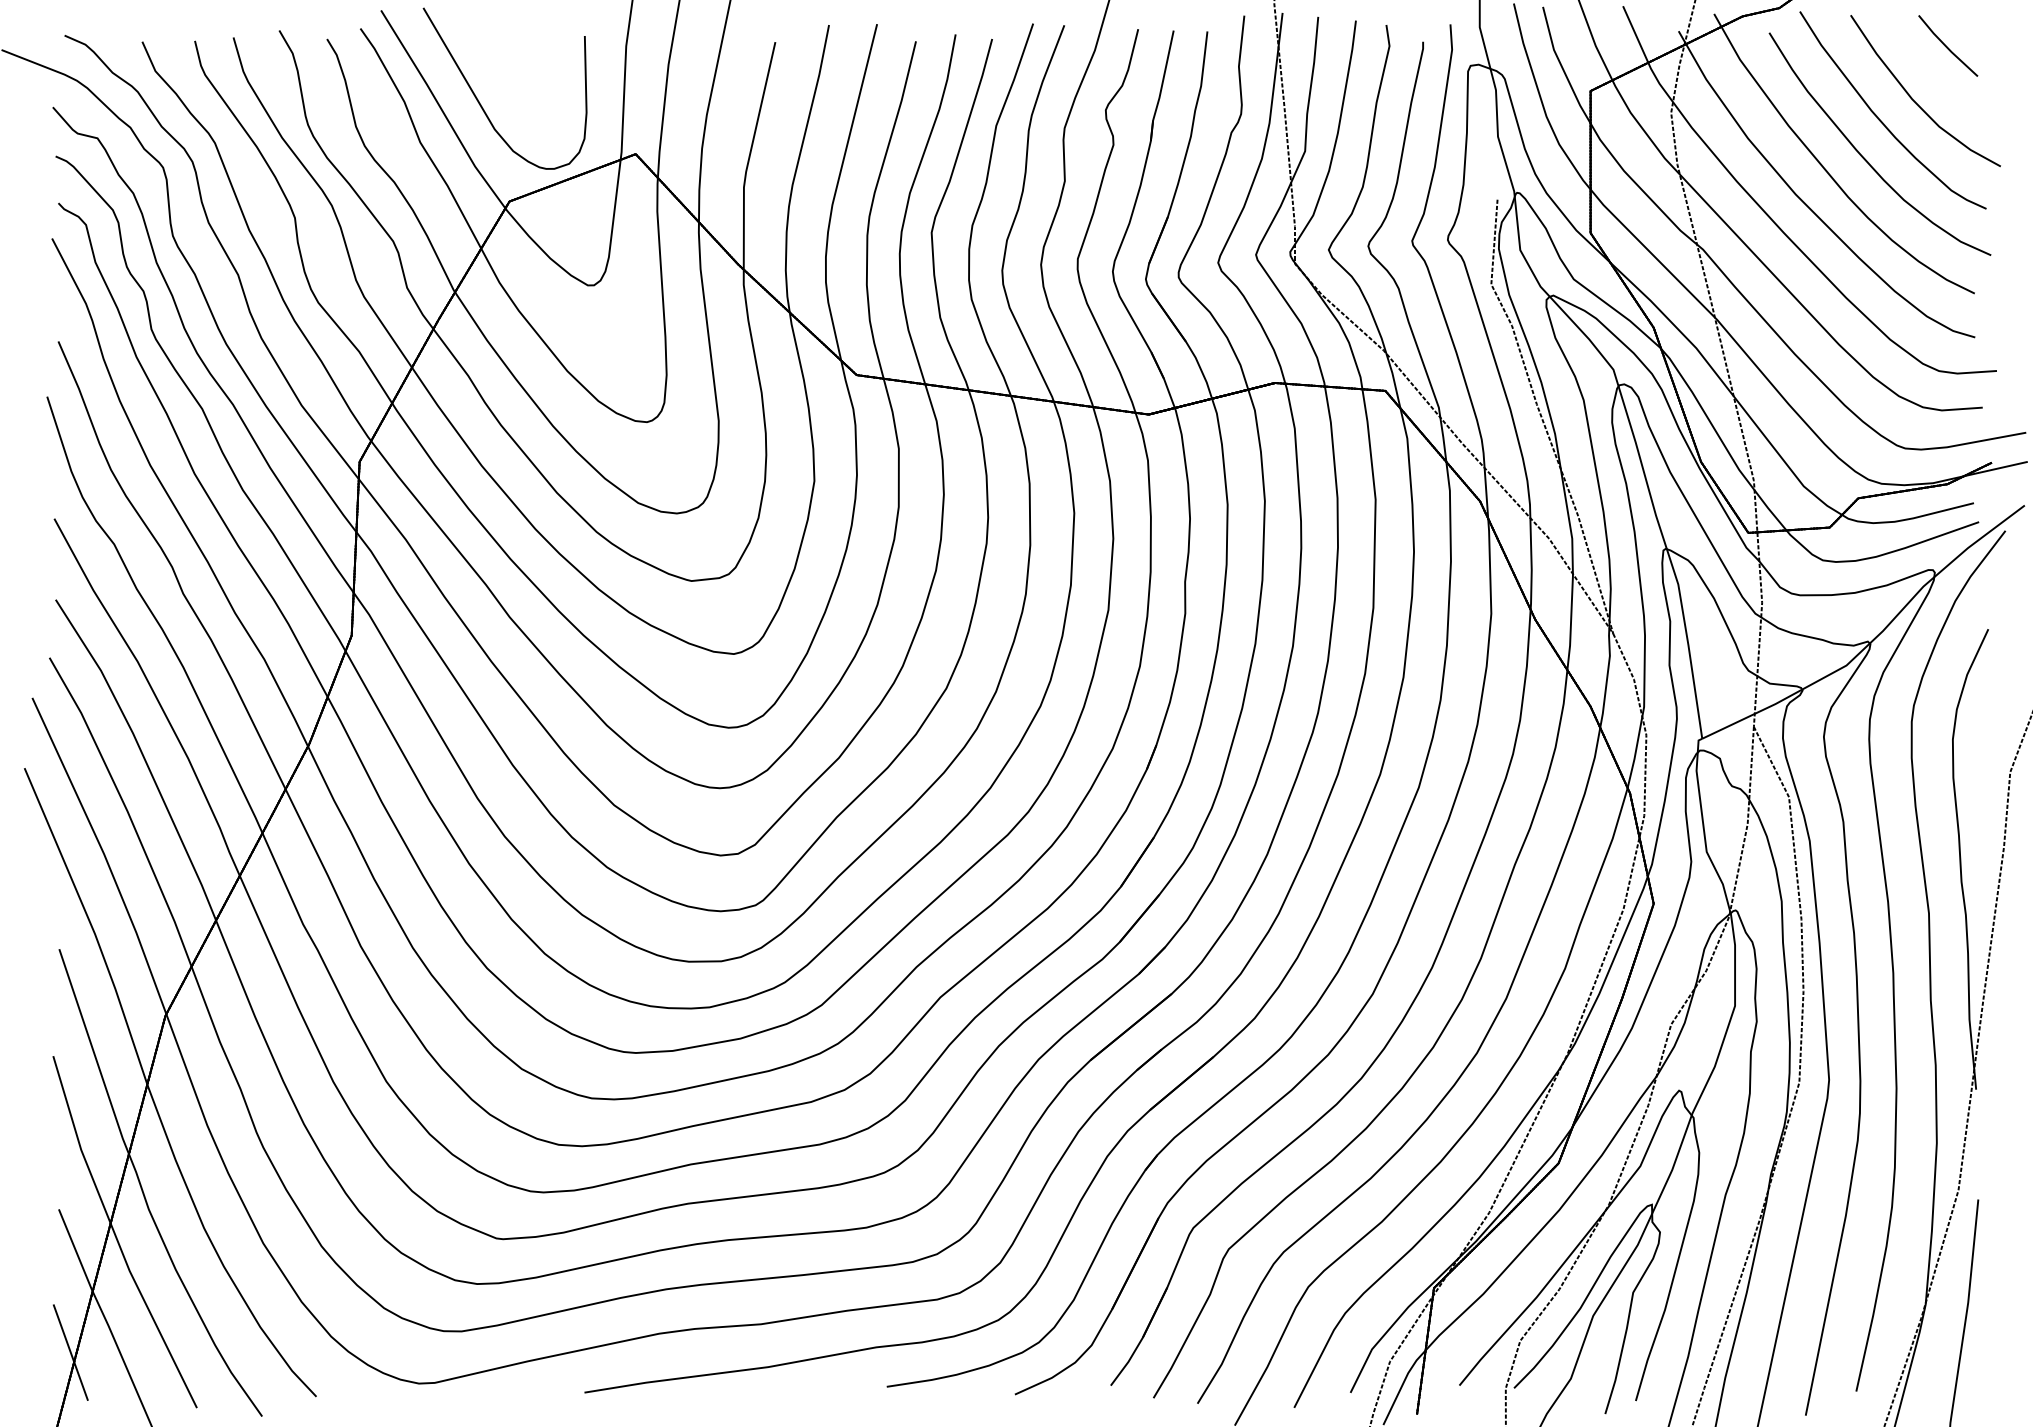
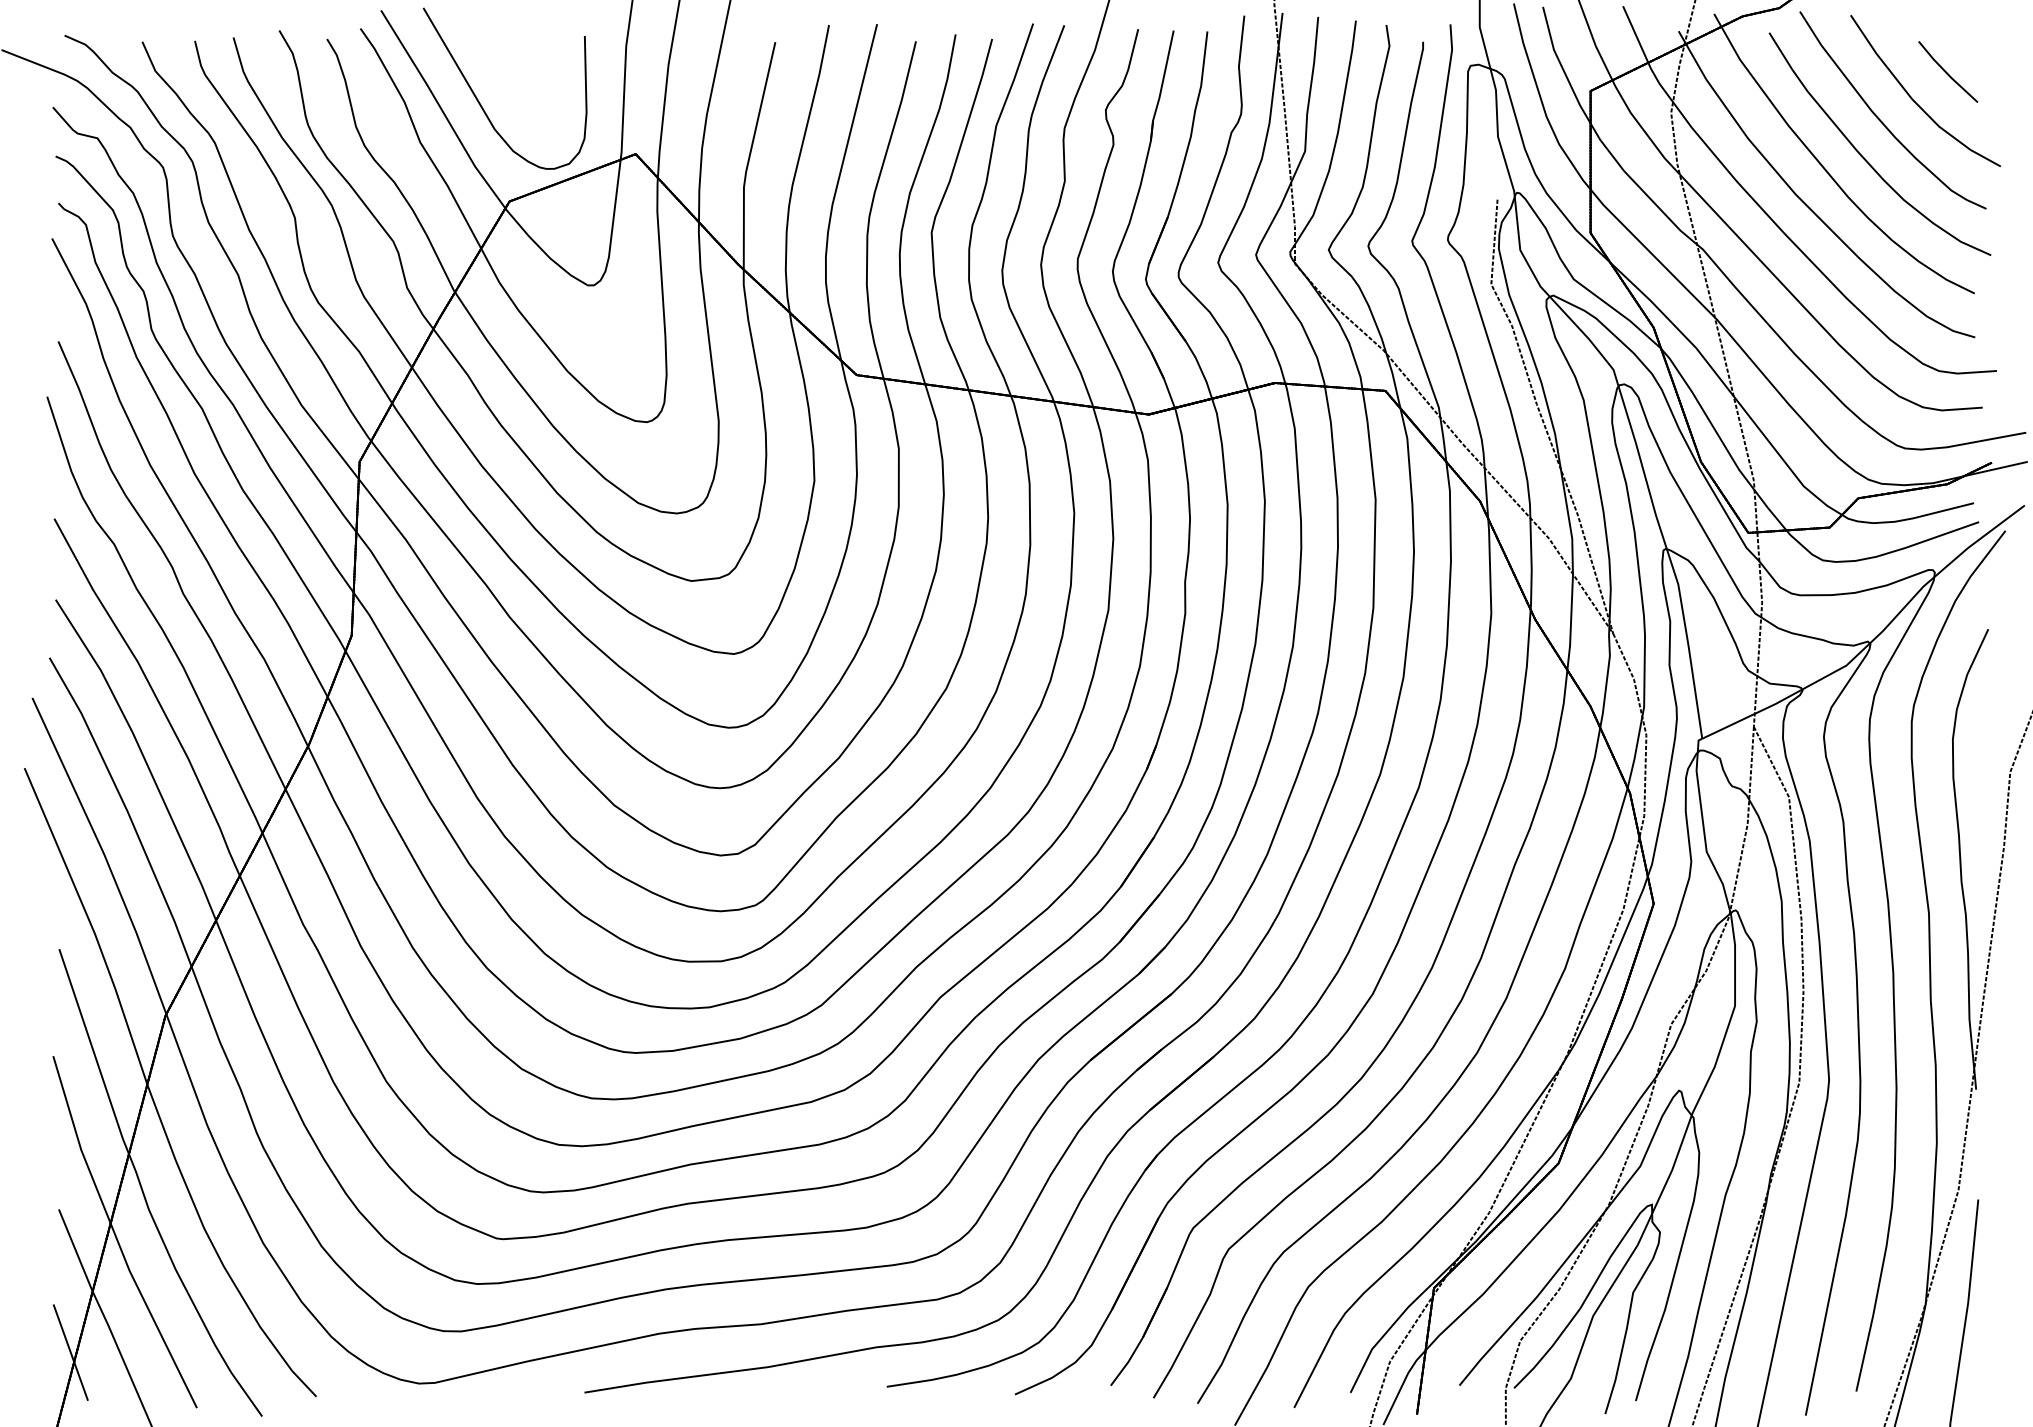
line position: (1947, 46) -> (1947, 72) (1947, 72)
